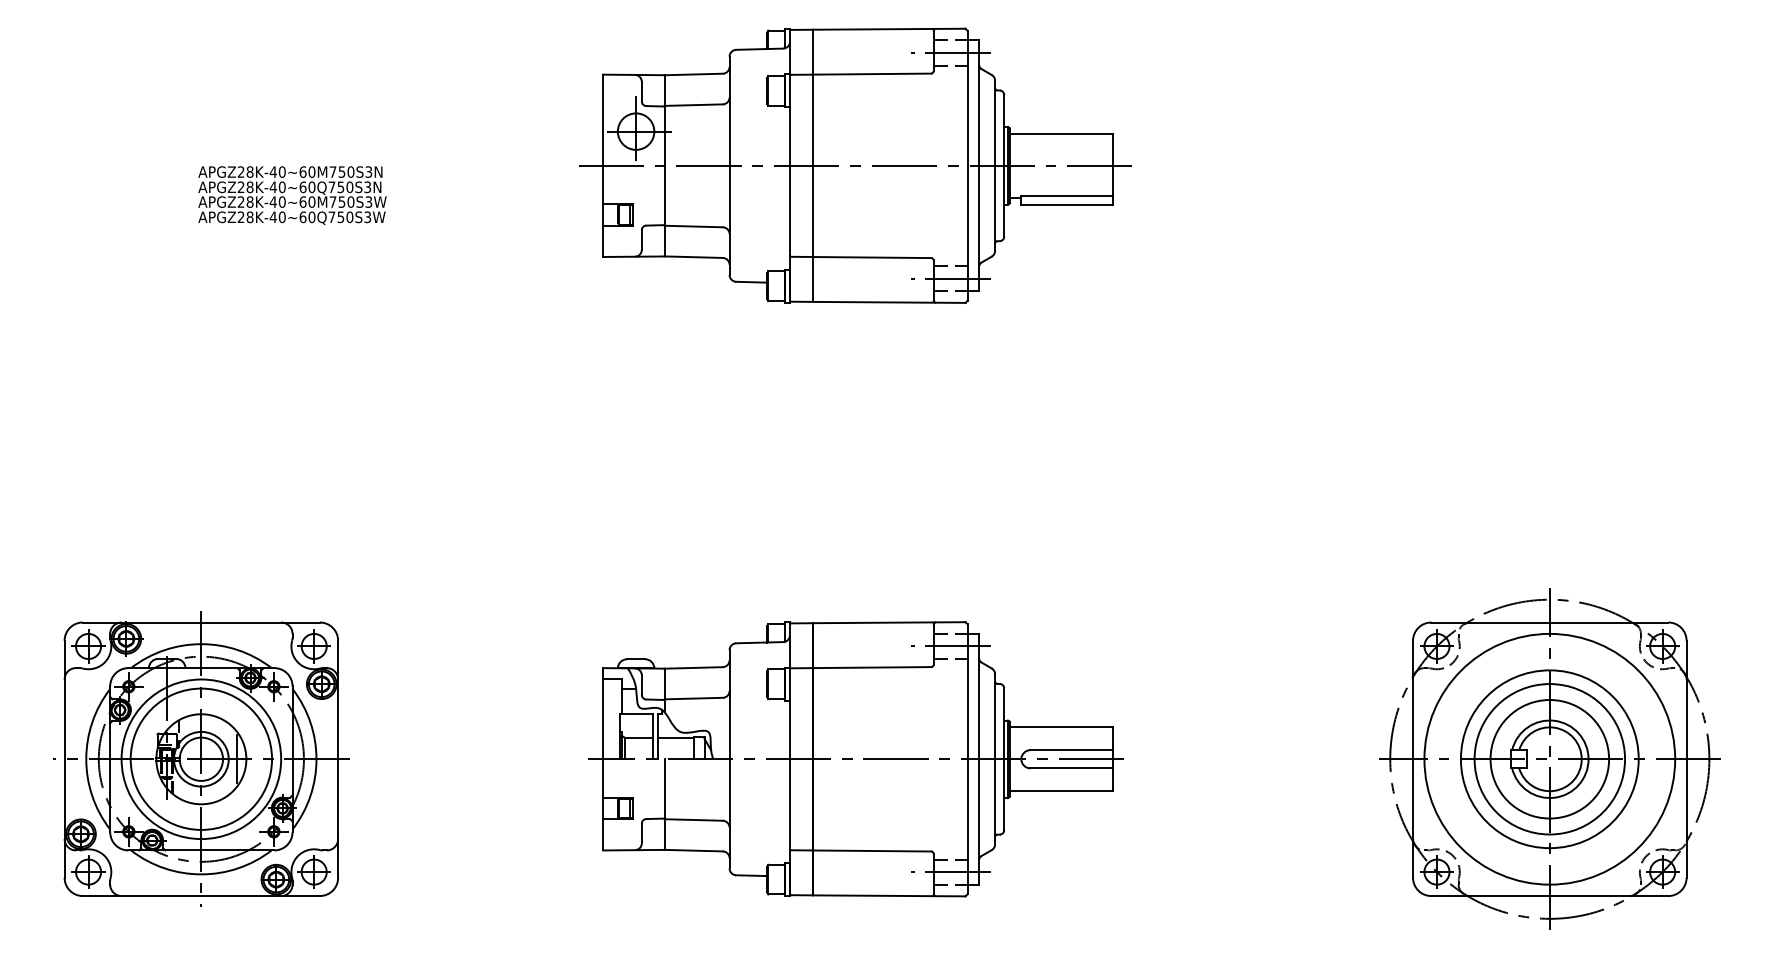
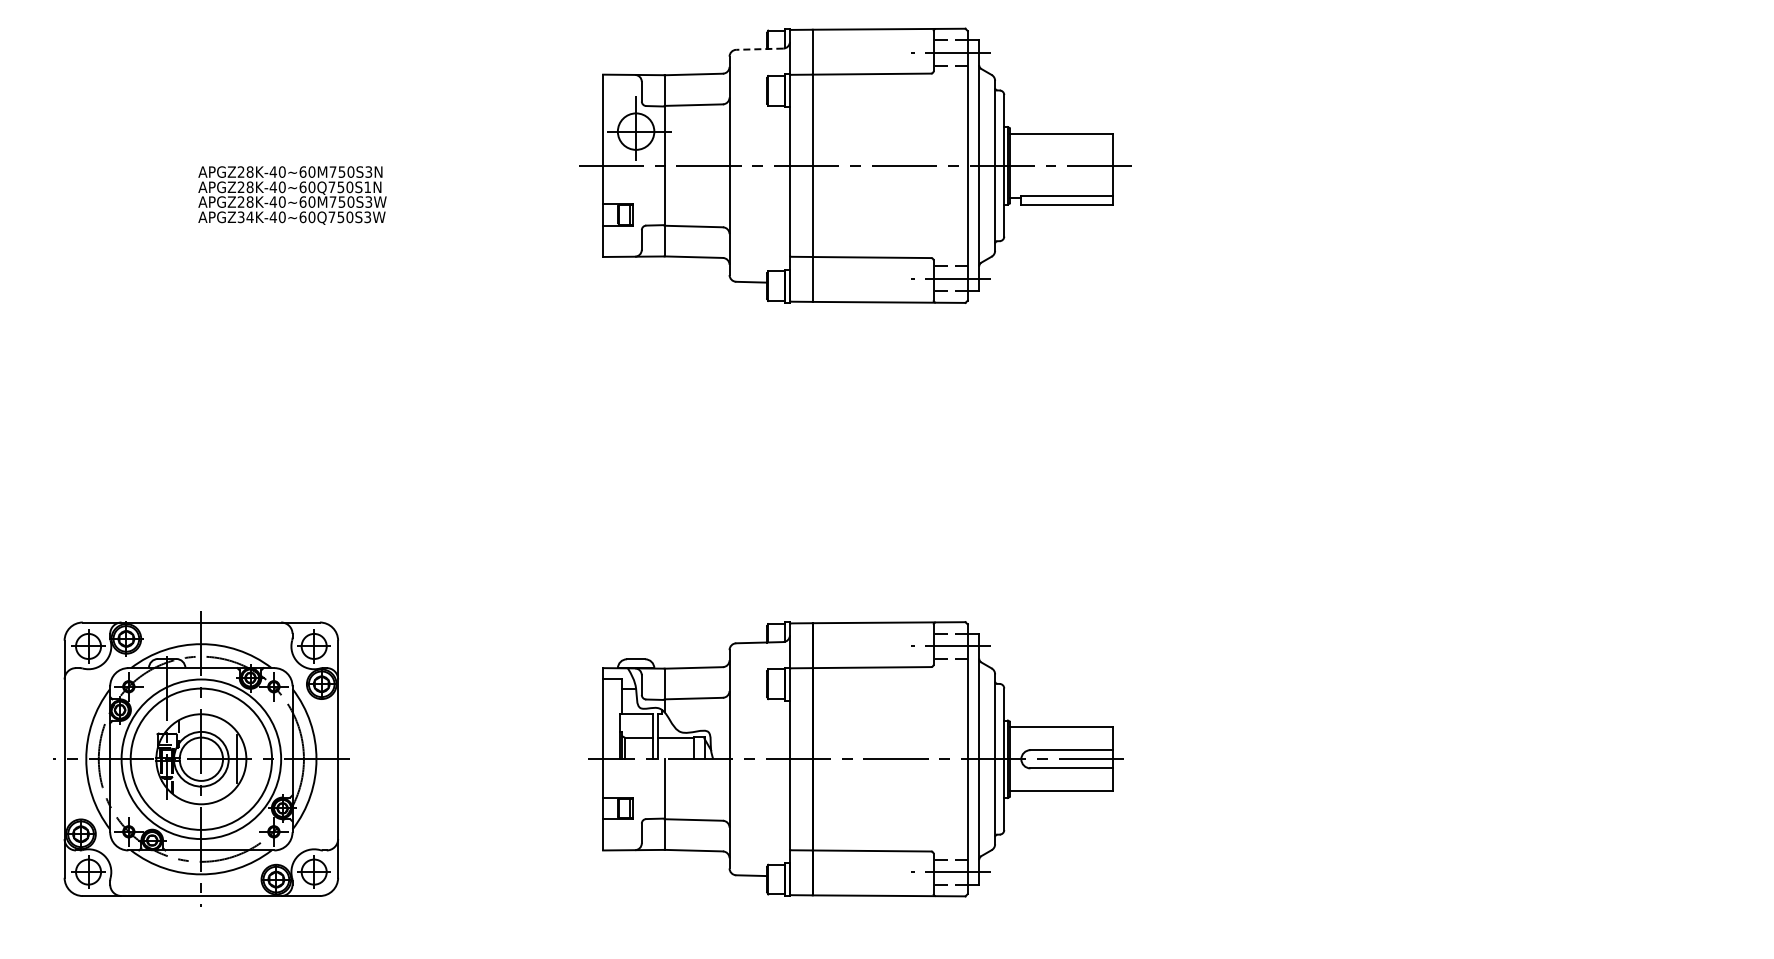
line: solid -> dashed (759, 49)
text: APGZ28K-40~60Q750S3N -> APGZ28K-40~60Q750S1N (367, 187)
text: APGZ28K-40~60Q750S3W -> APGZ34K-40~60Q750S3W (245, 217)
part: present -> none (1549, 758)
